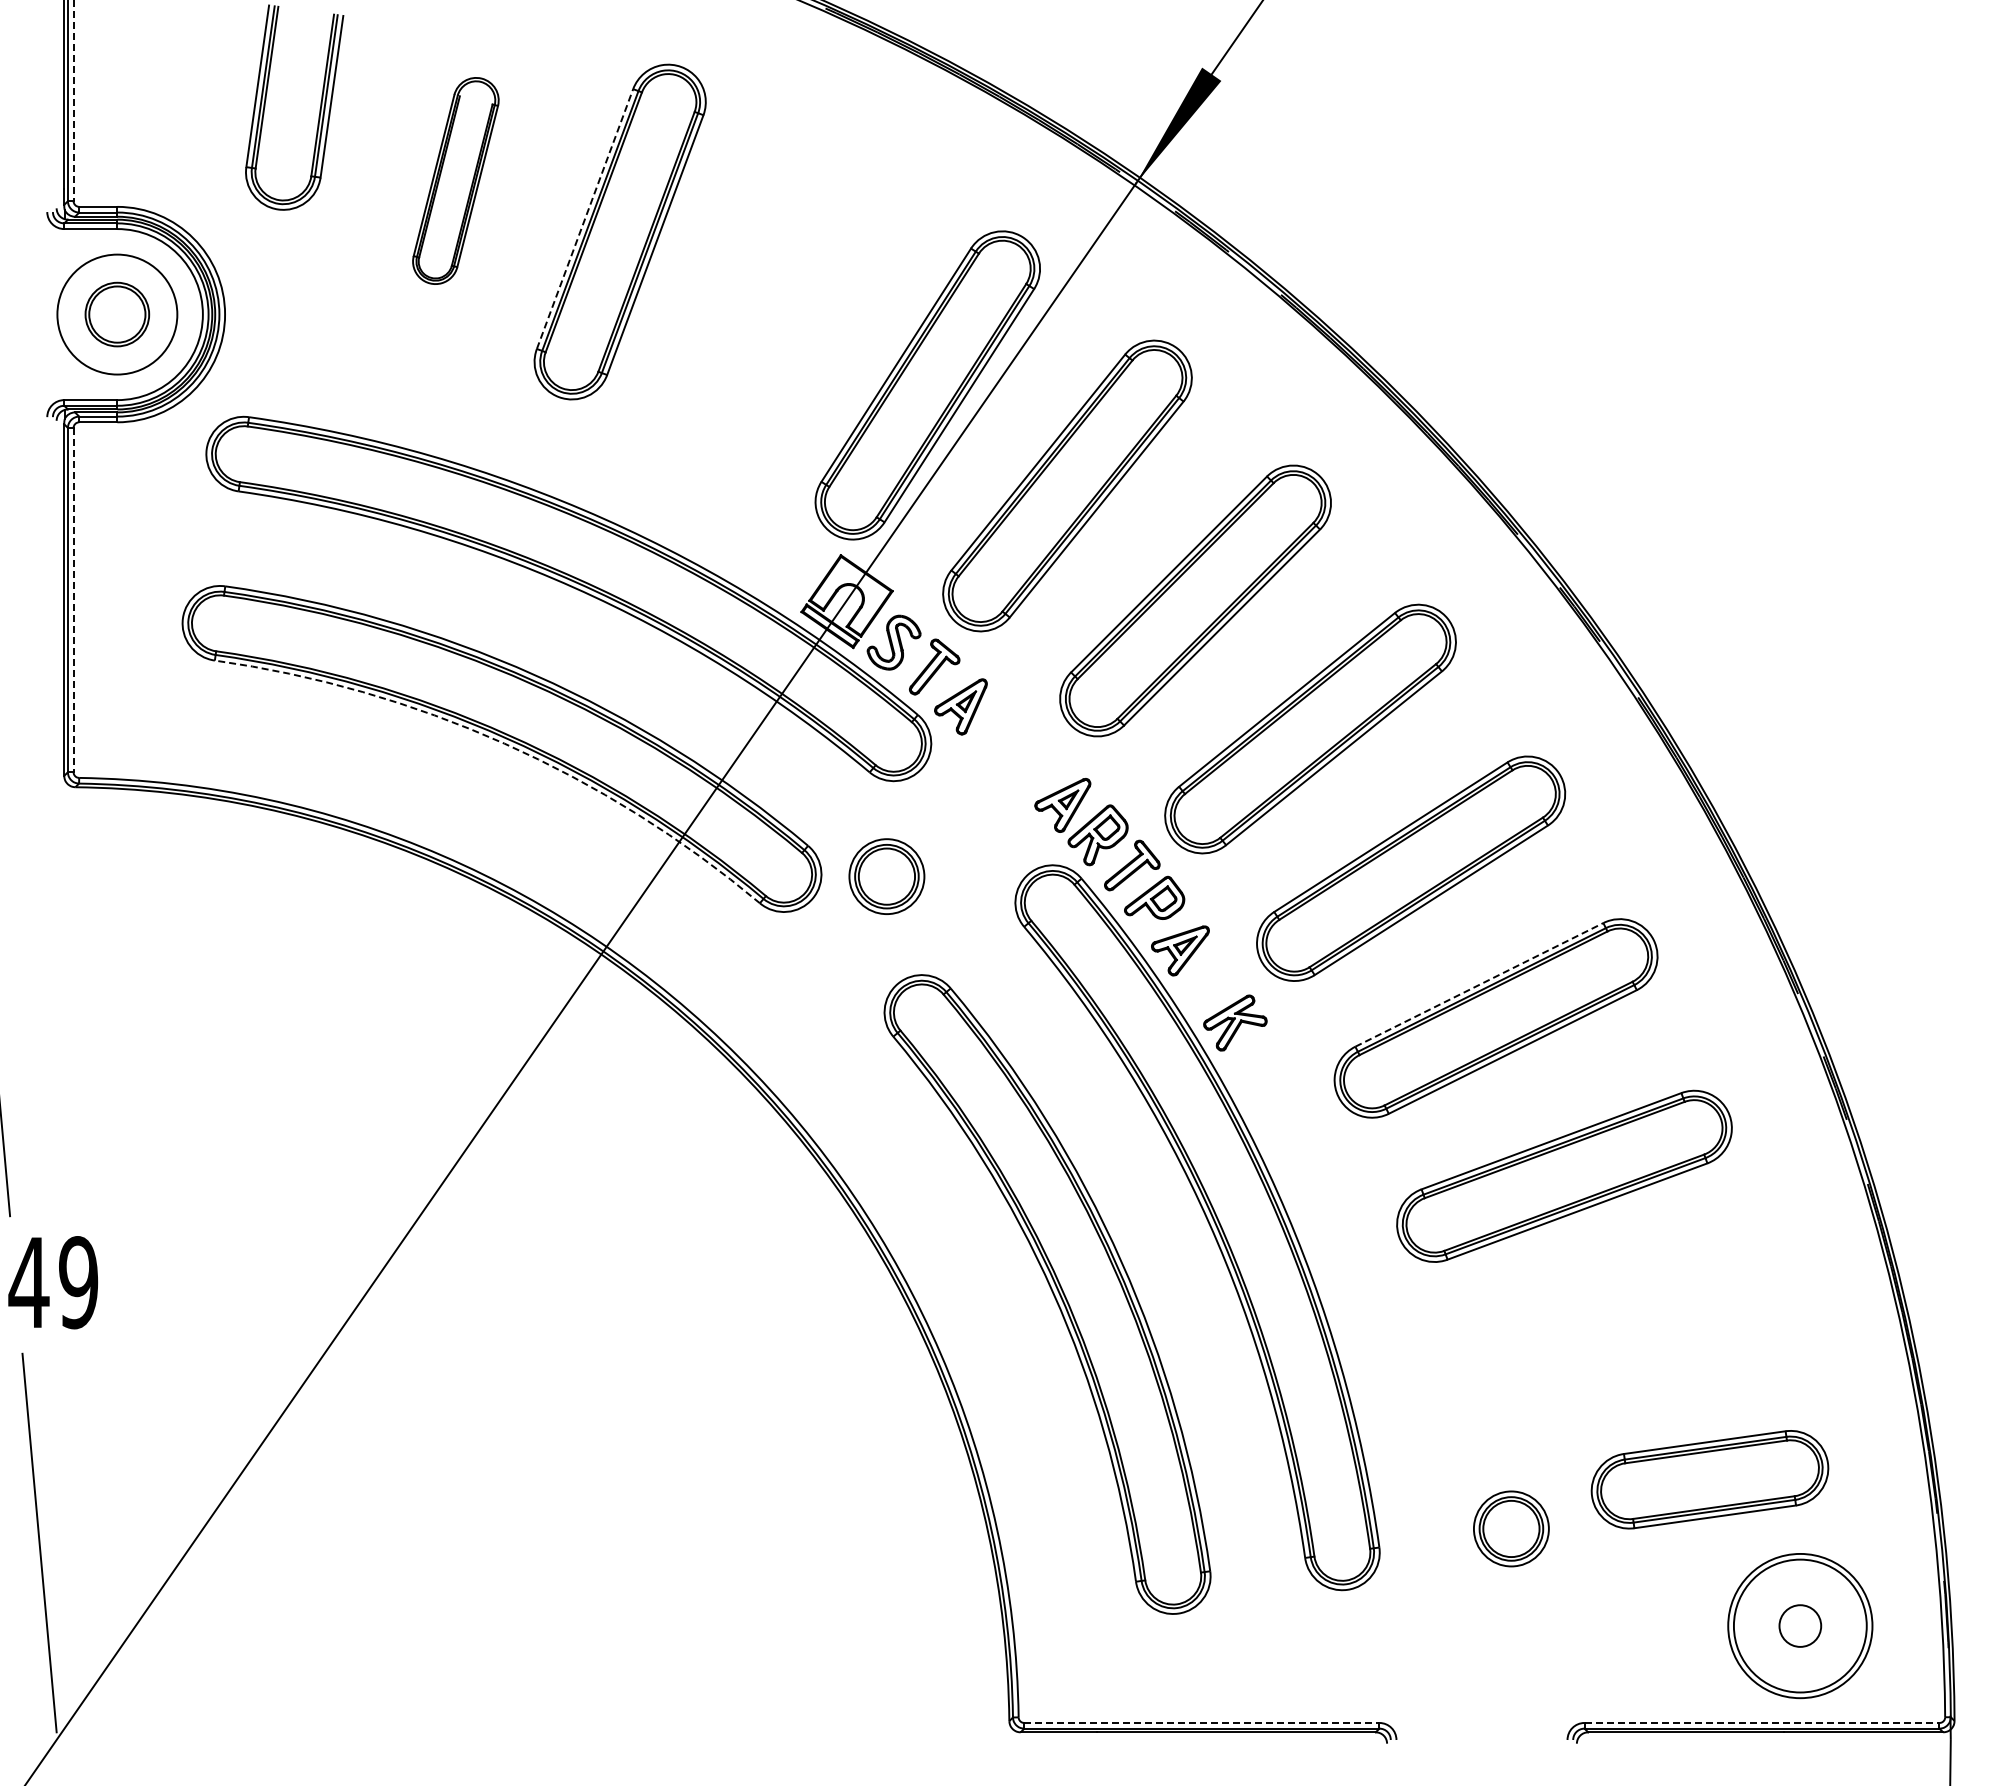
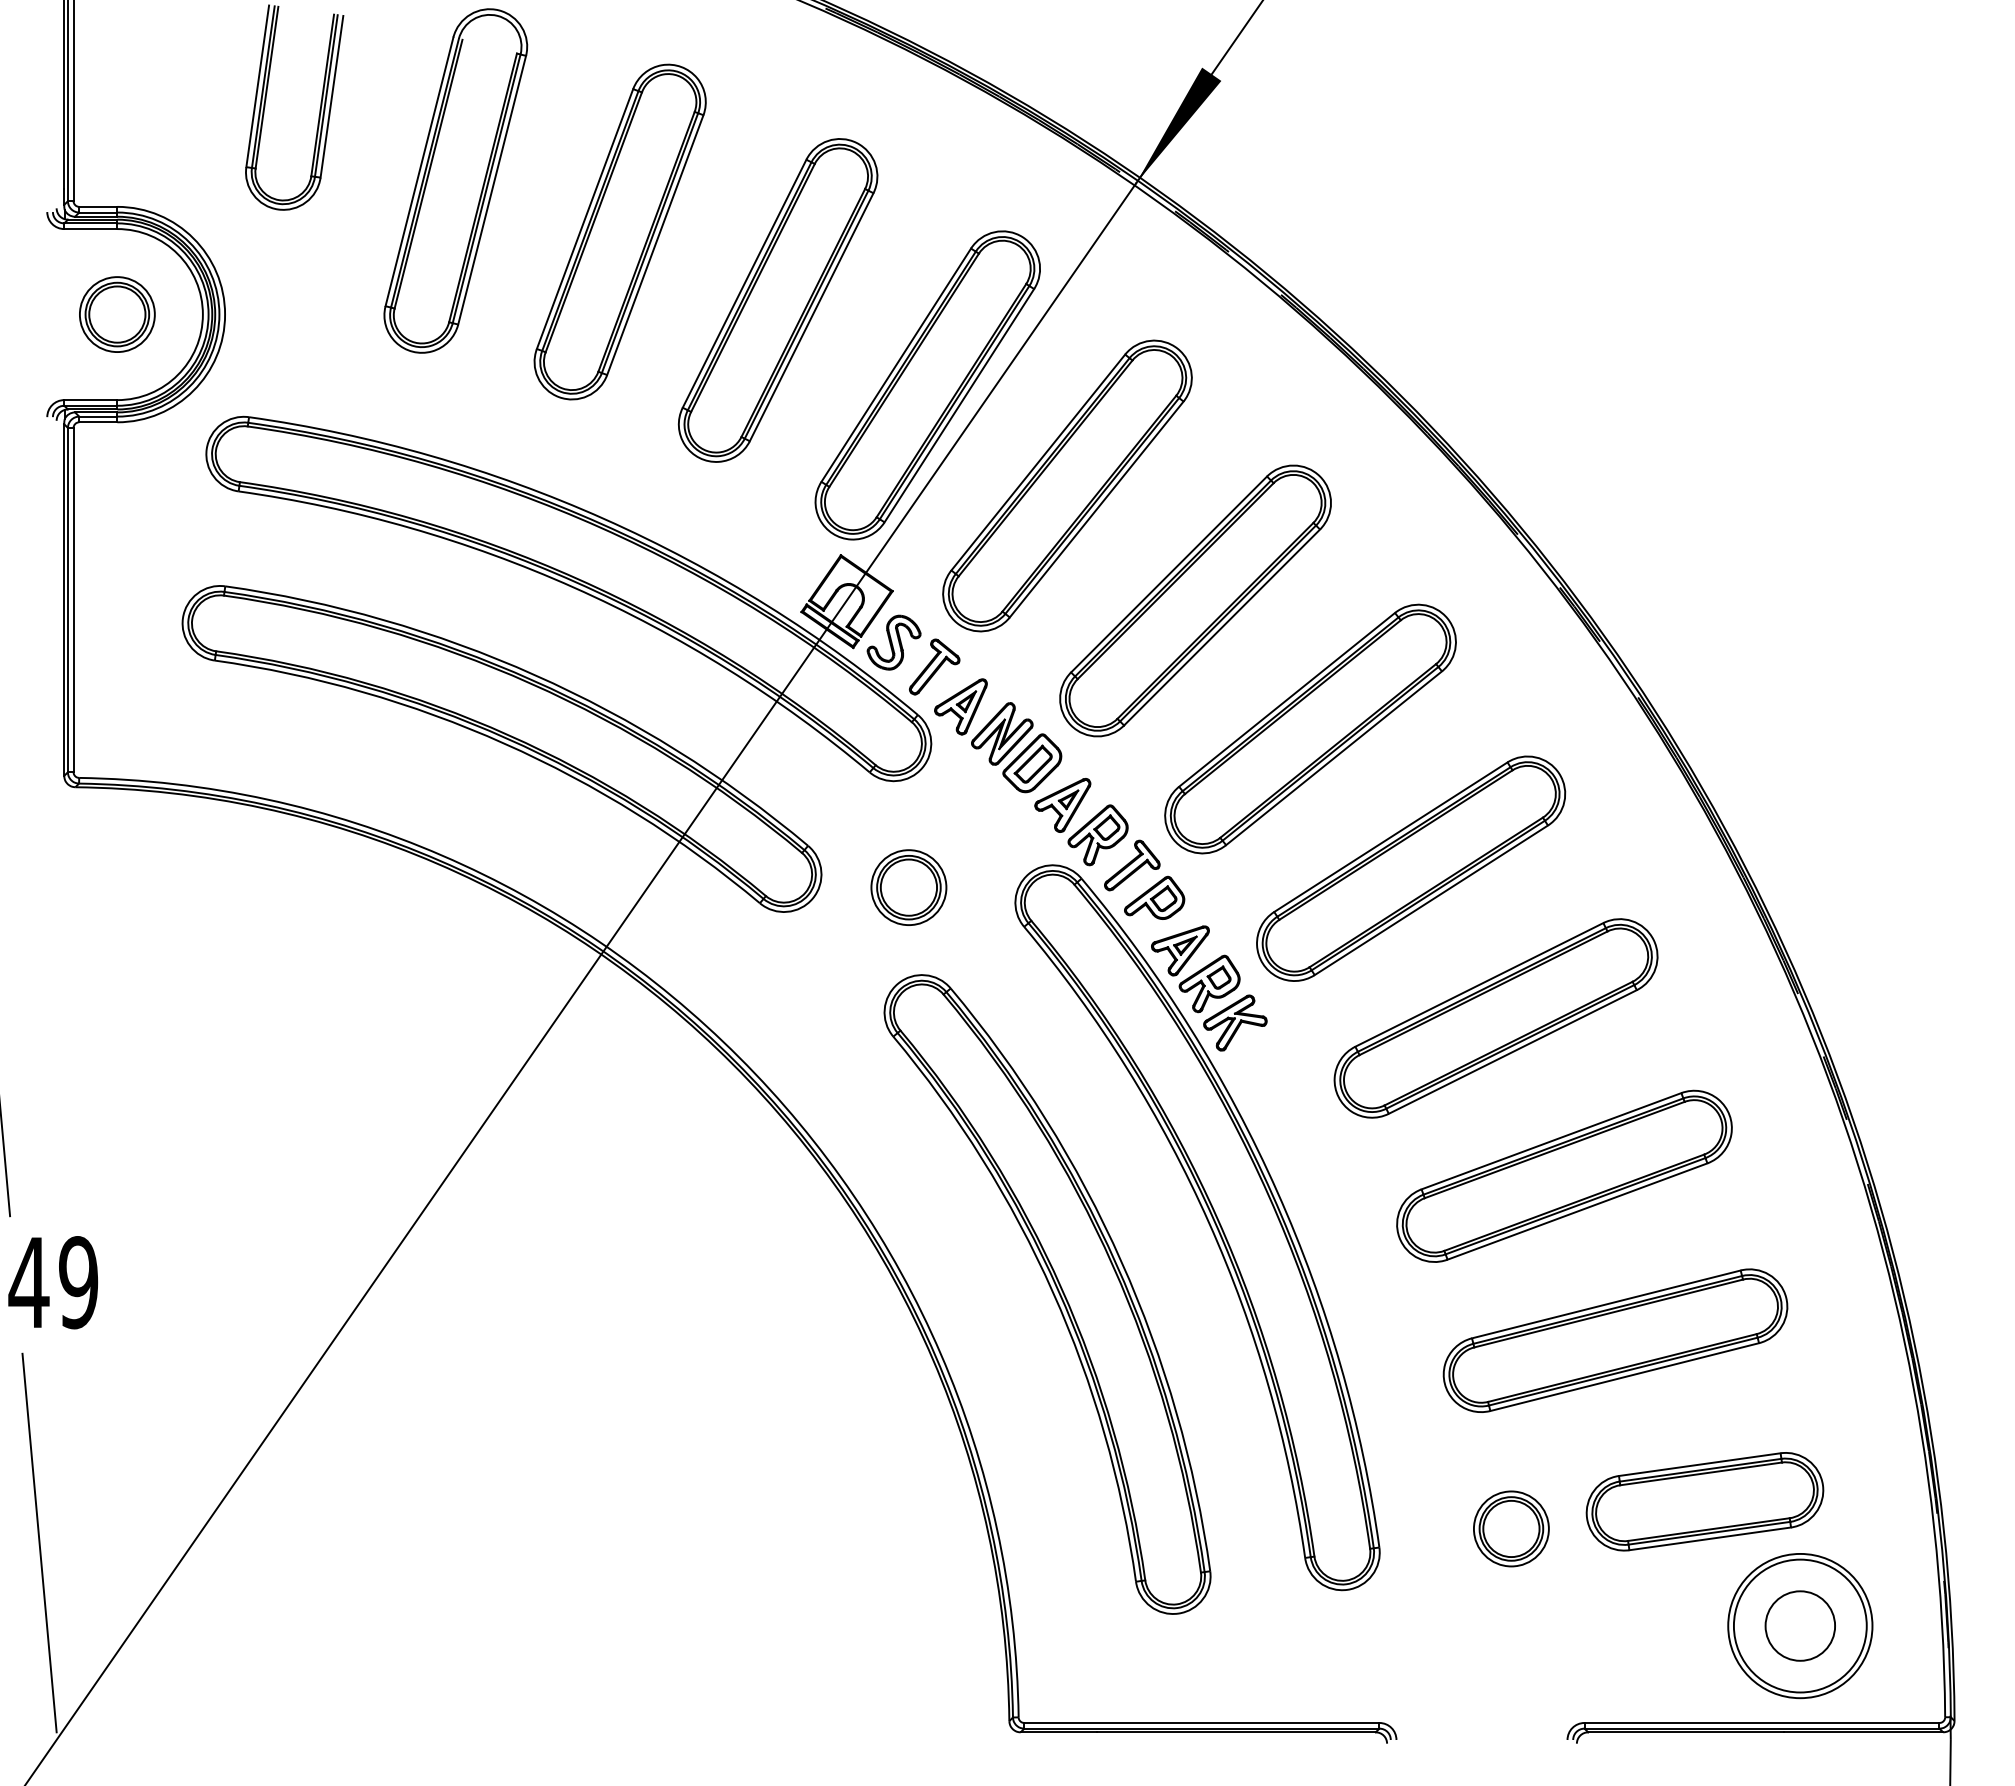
line: dashed -> solid (73, 101)
part size: 88x208 px -> 146x346 px (455, 180)
line: dashed -> solid (585, 219)
part: none -> present (777, 300)
circle diameter: 120 px -> 75 px (116, 314)
line: dashed -> solid (73, 600)
arc: dashed -> solid (504, 743)
part: none -> present (1016, 747)
part position: (886, 876) -> (908, 887) (908, 887)
part: none -> present (1209, 983)
line: dashed -> solid (1479, 984)
part: none -> present (1615, 1340)
part position: (1709, 1479) -> (1704, 1501) (1704, 1501)
circle diameter: 42 px -> 70 px (1800, 1625)
line: dashed -> solid (1201, 1722)
line: dashed -> solid (1762, 1722)
